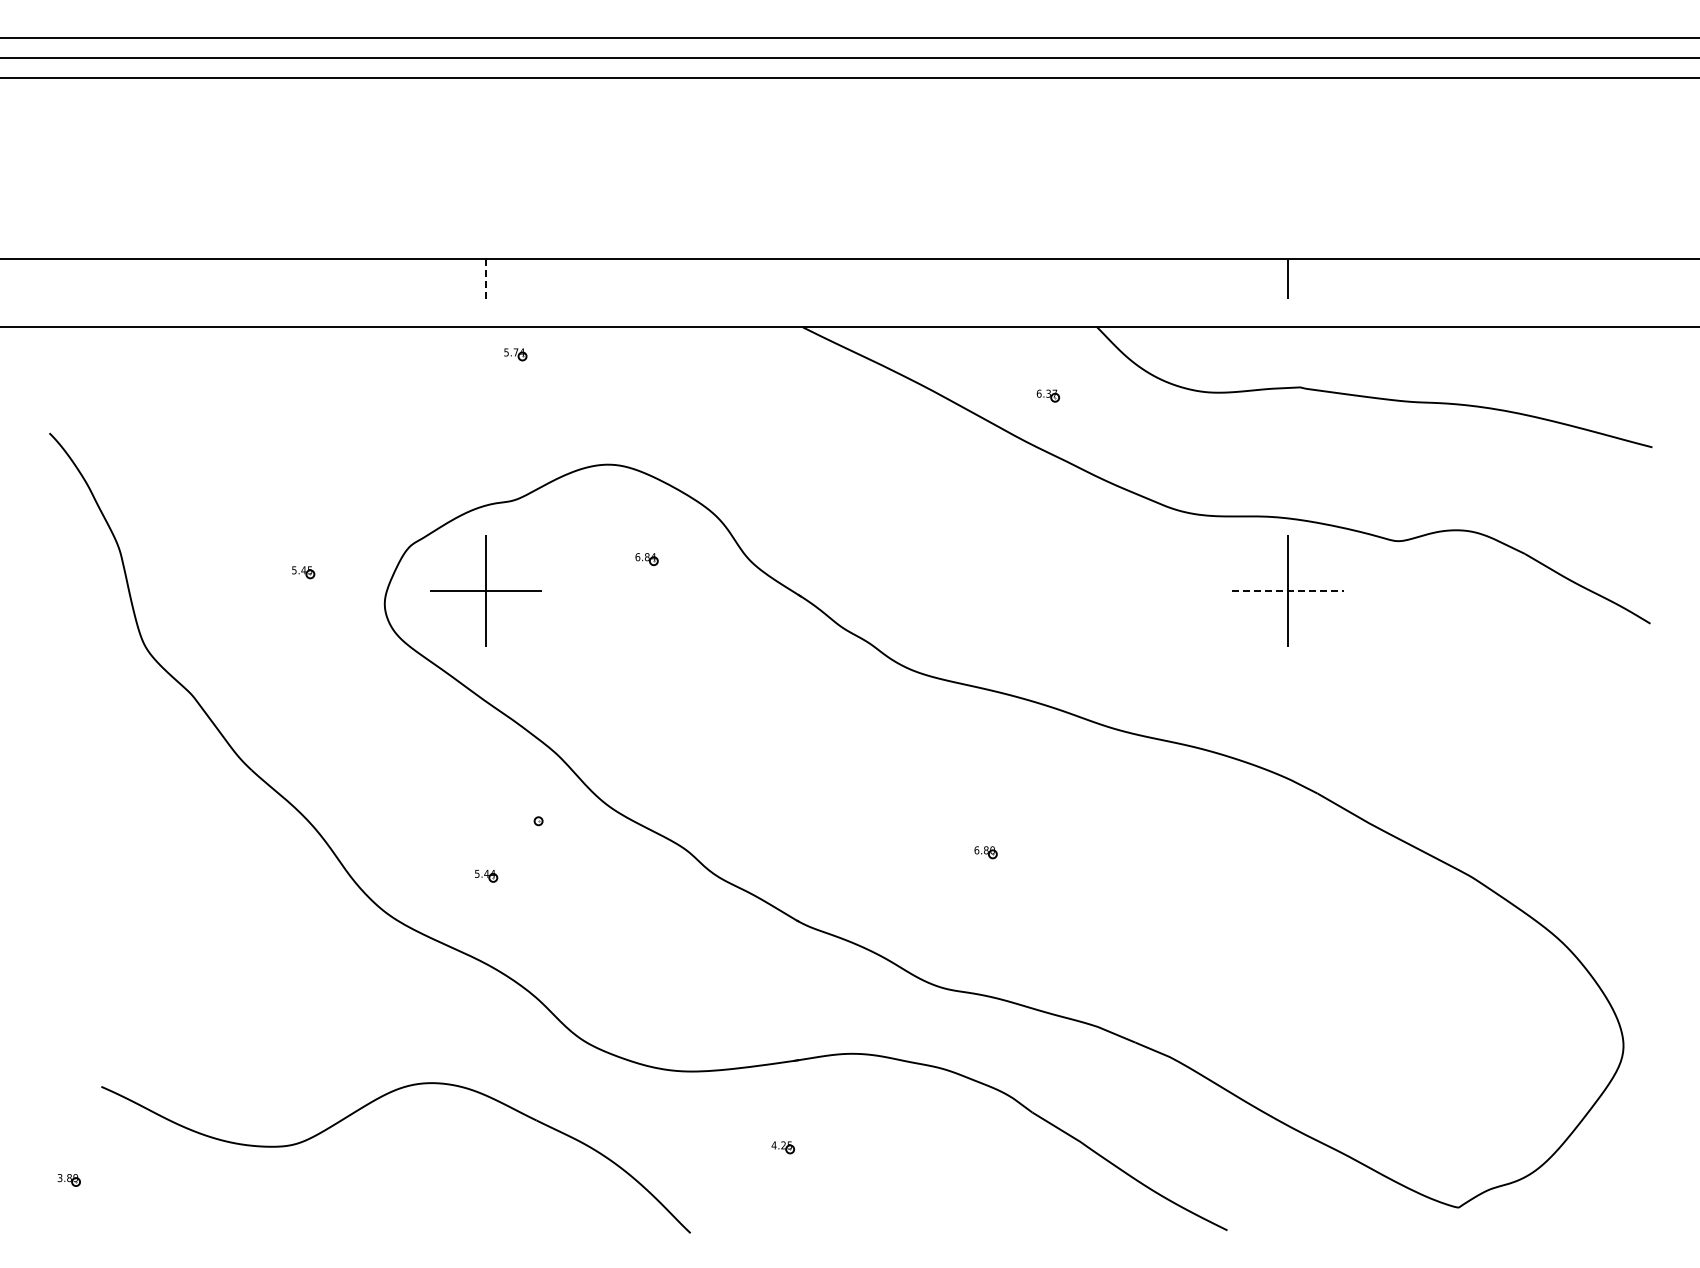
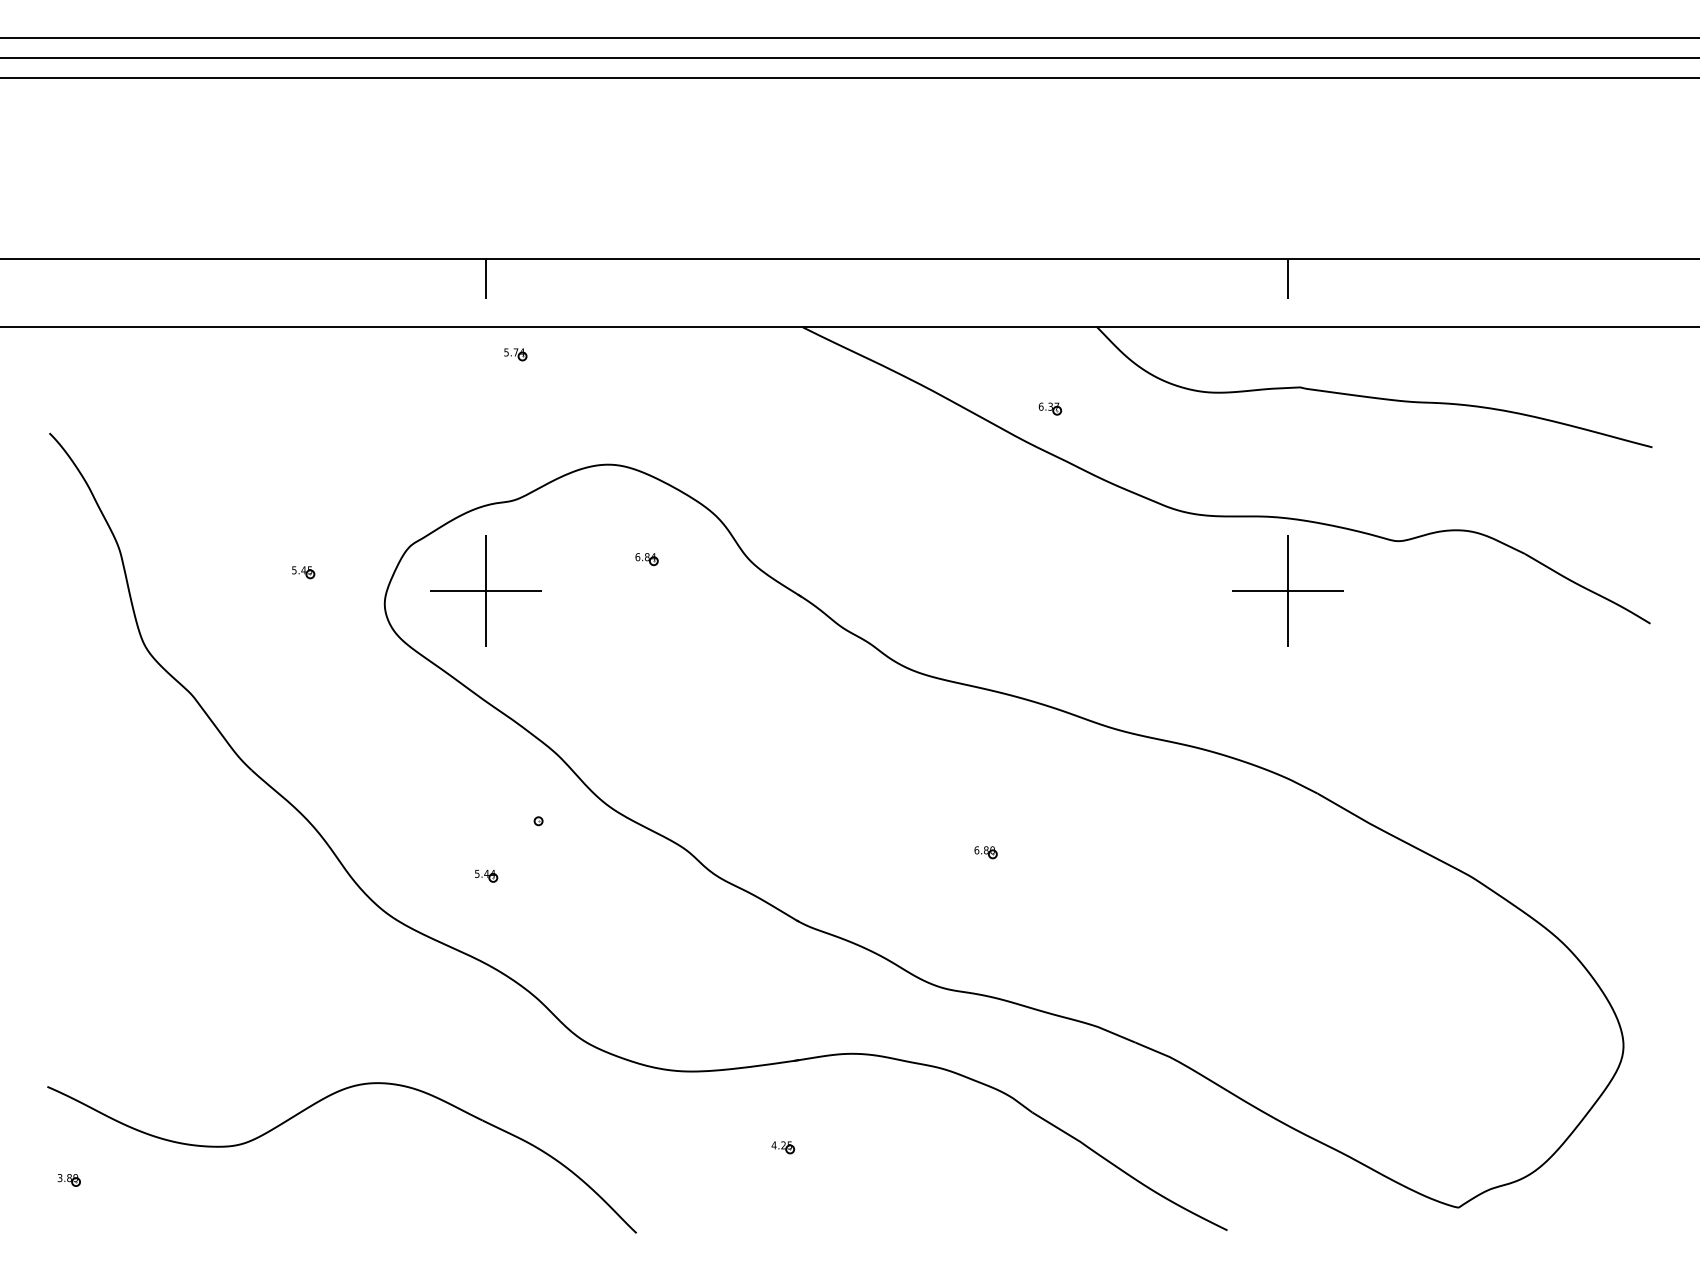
line: dashed -> solid (486, 278)
part position: (1048, 395) -> (1050, 408) (1050, 408)
line: dashed -> solid (1288, 590)
part position: (368, 1105) -> (314, 1105) (314, 1105)
